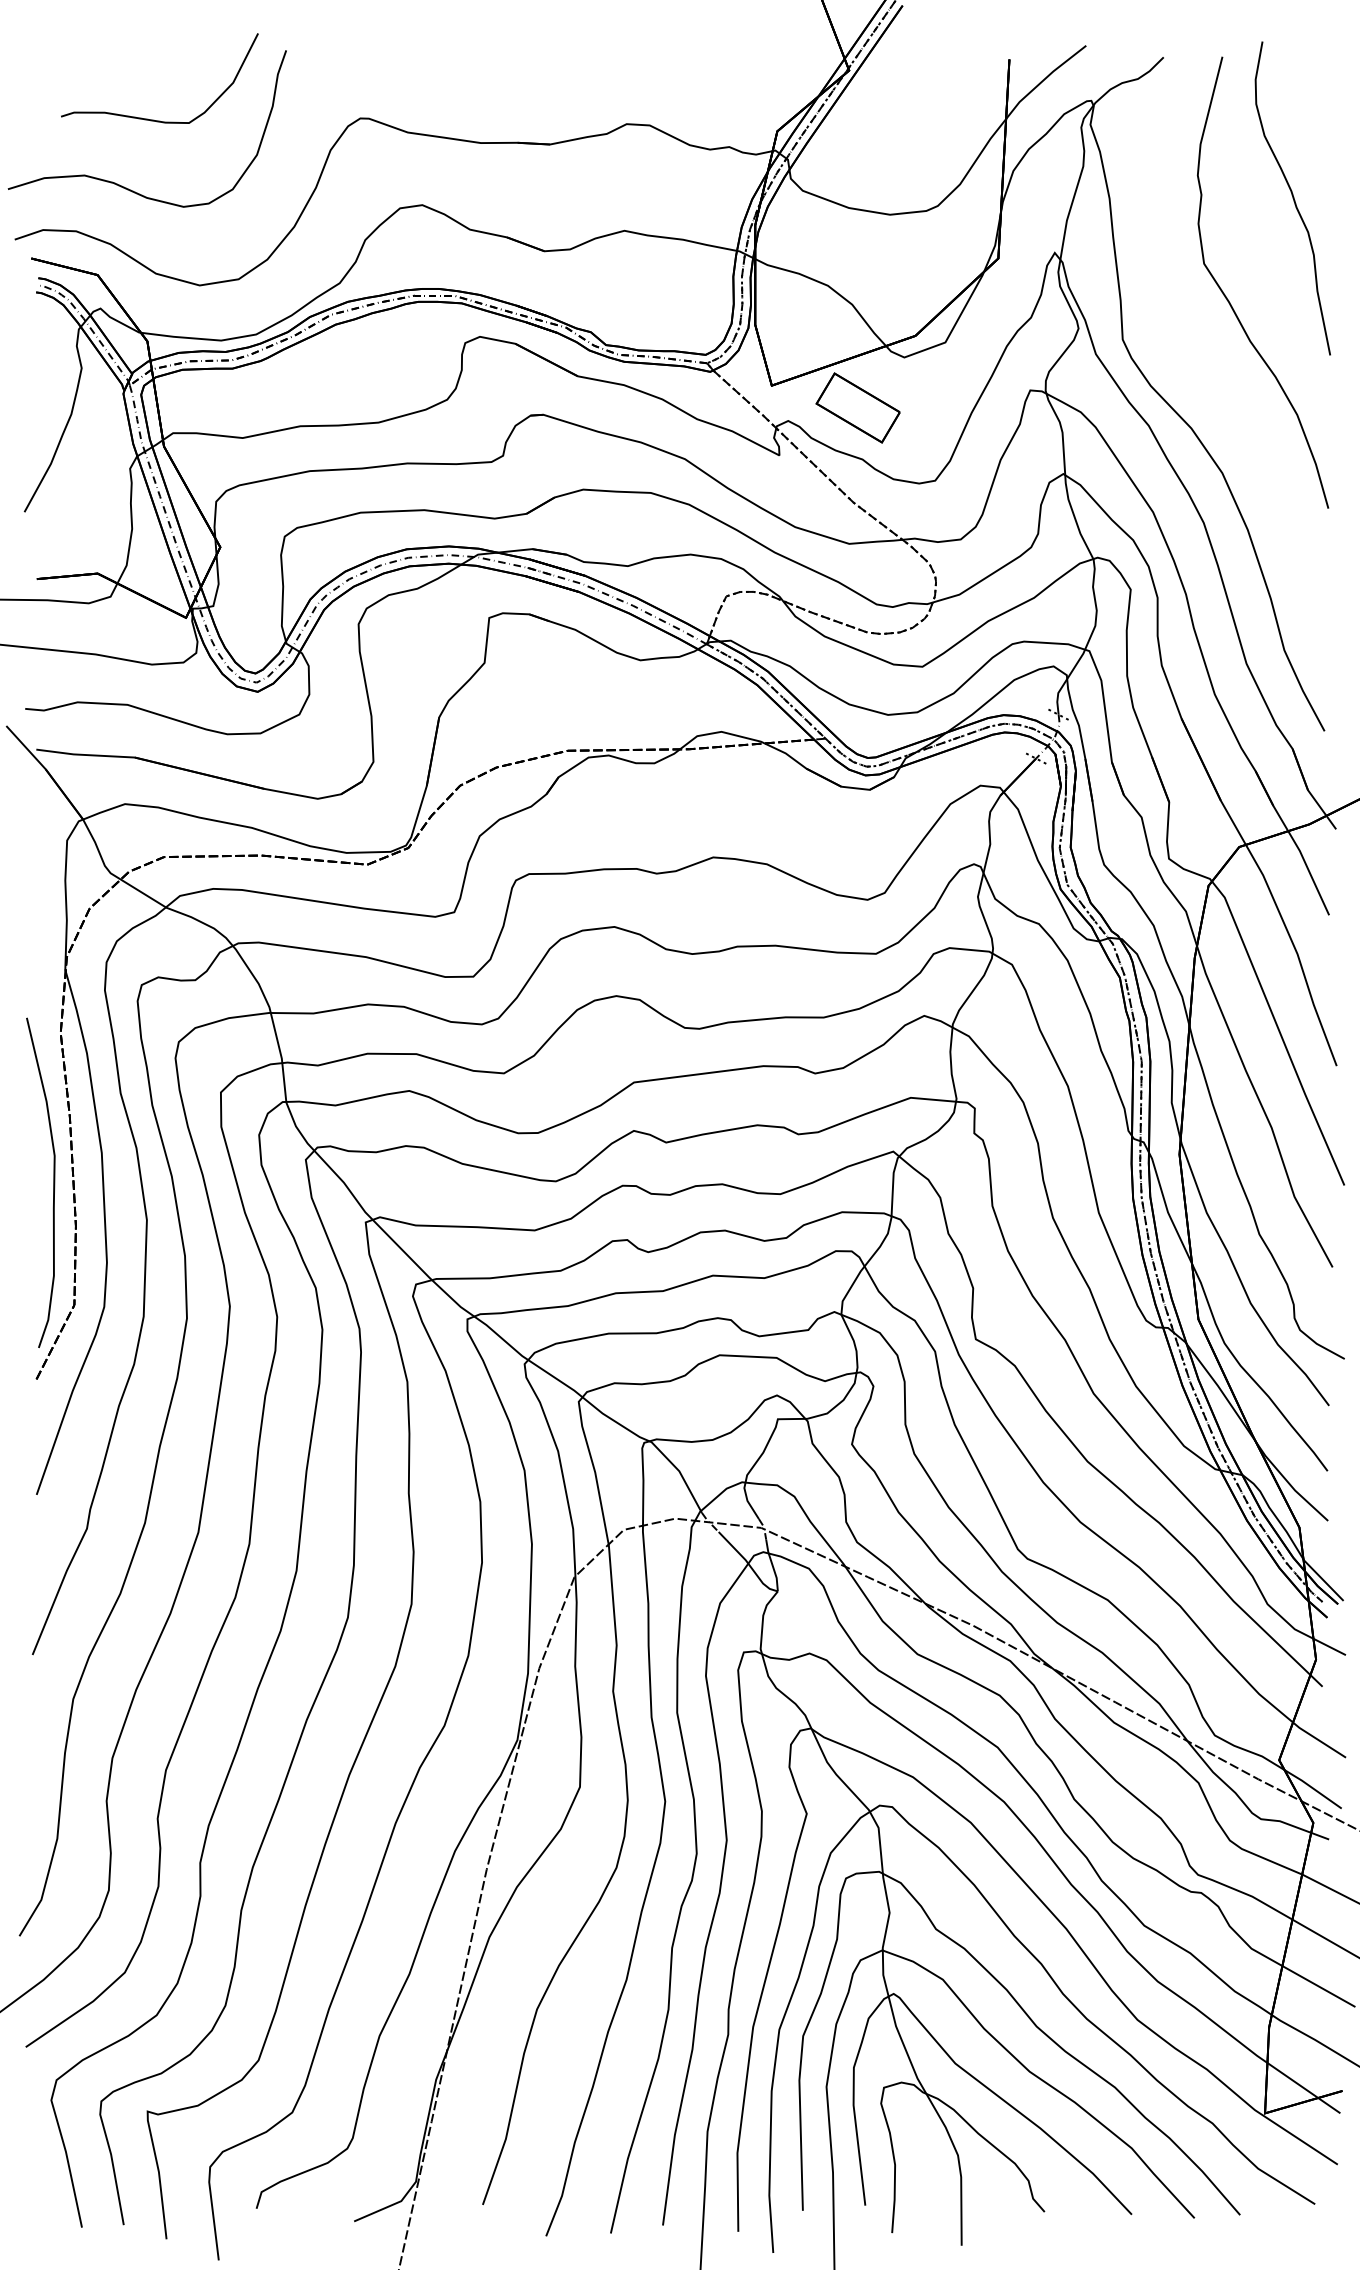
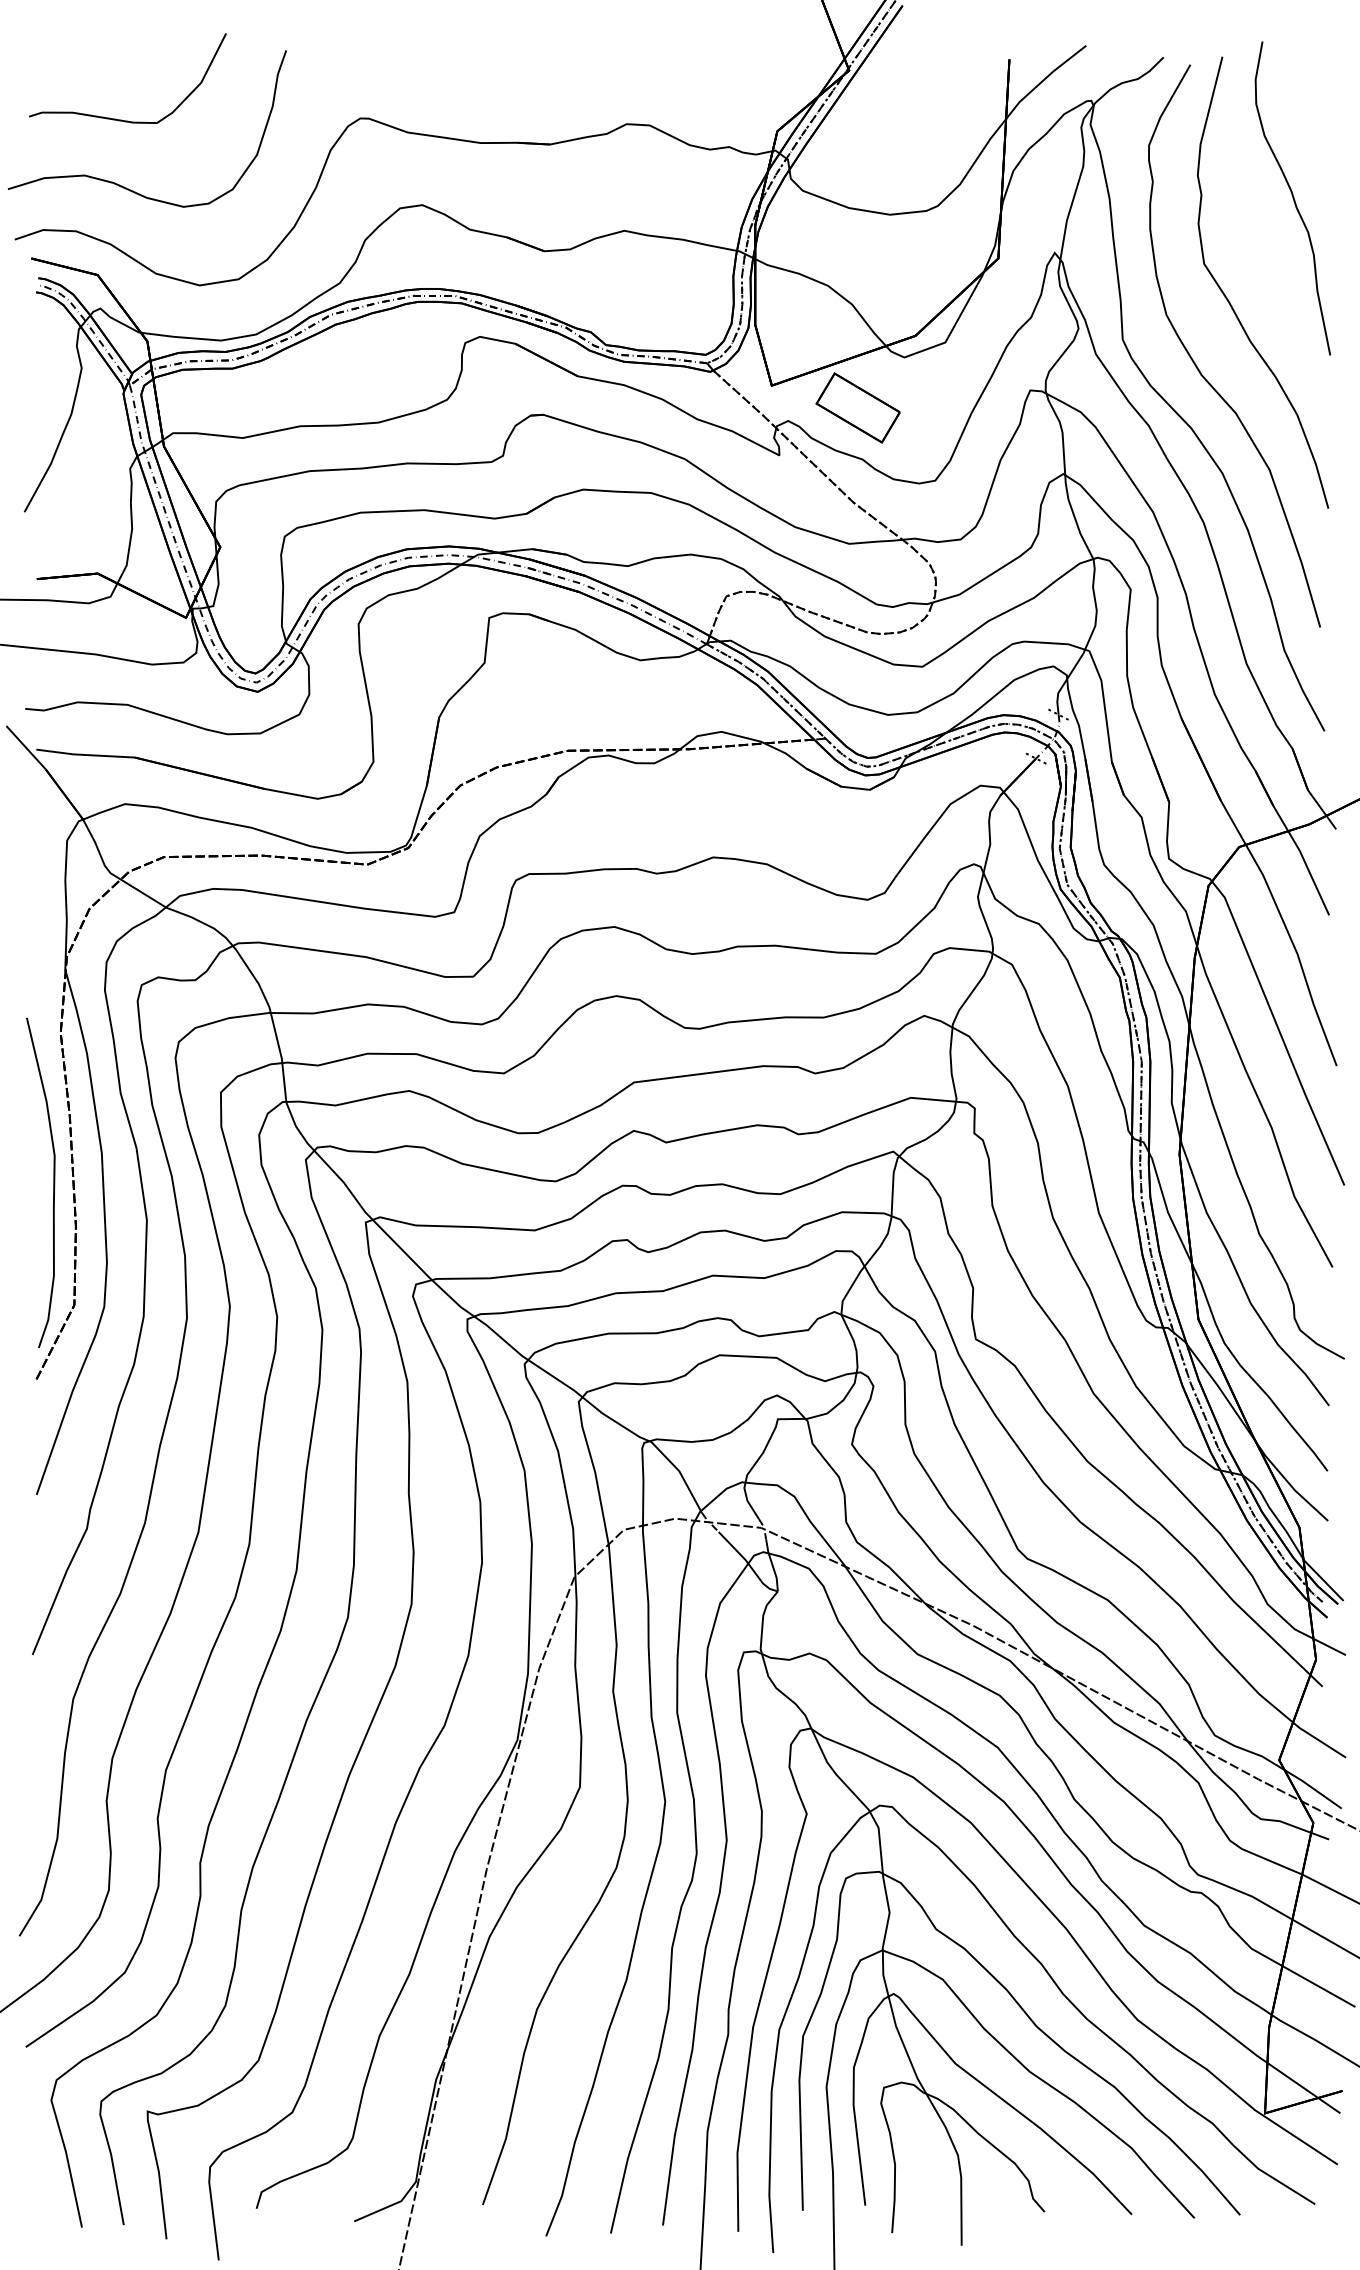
curve position: (154, 119) -> (122, 119) (122, 119)
curve: none -> present (1198, 367)
